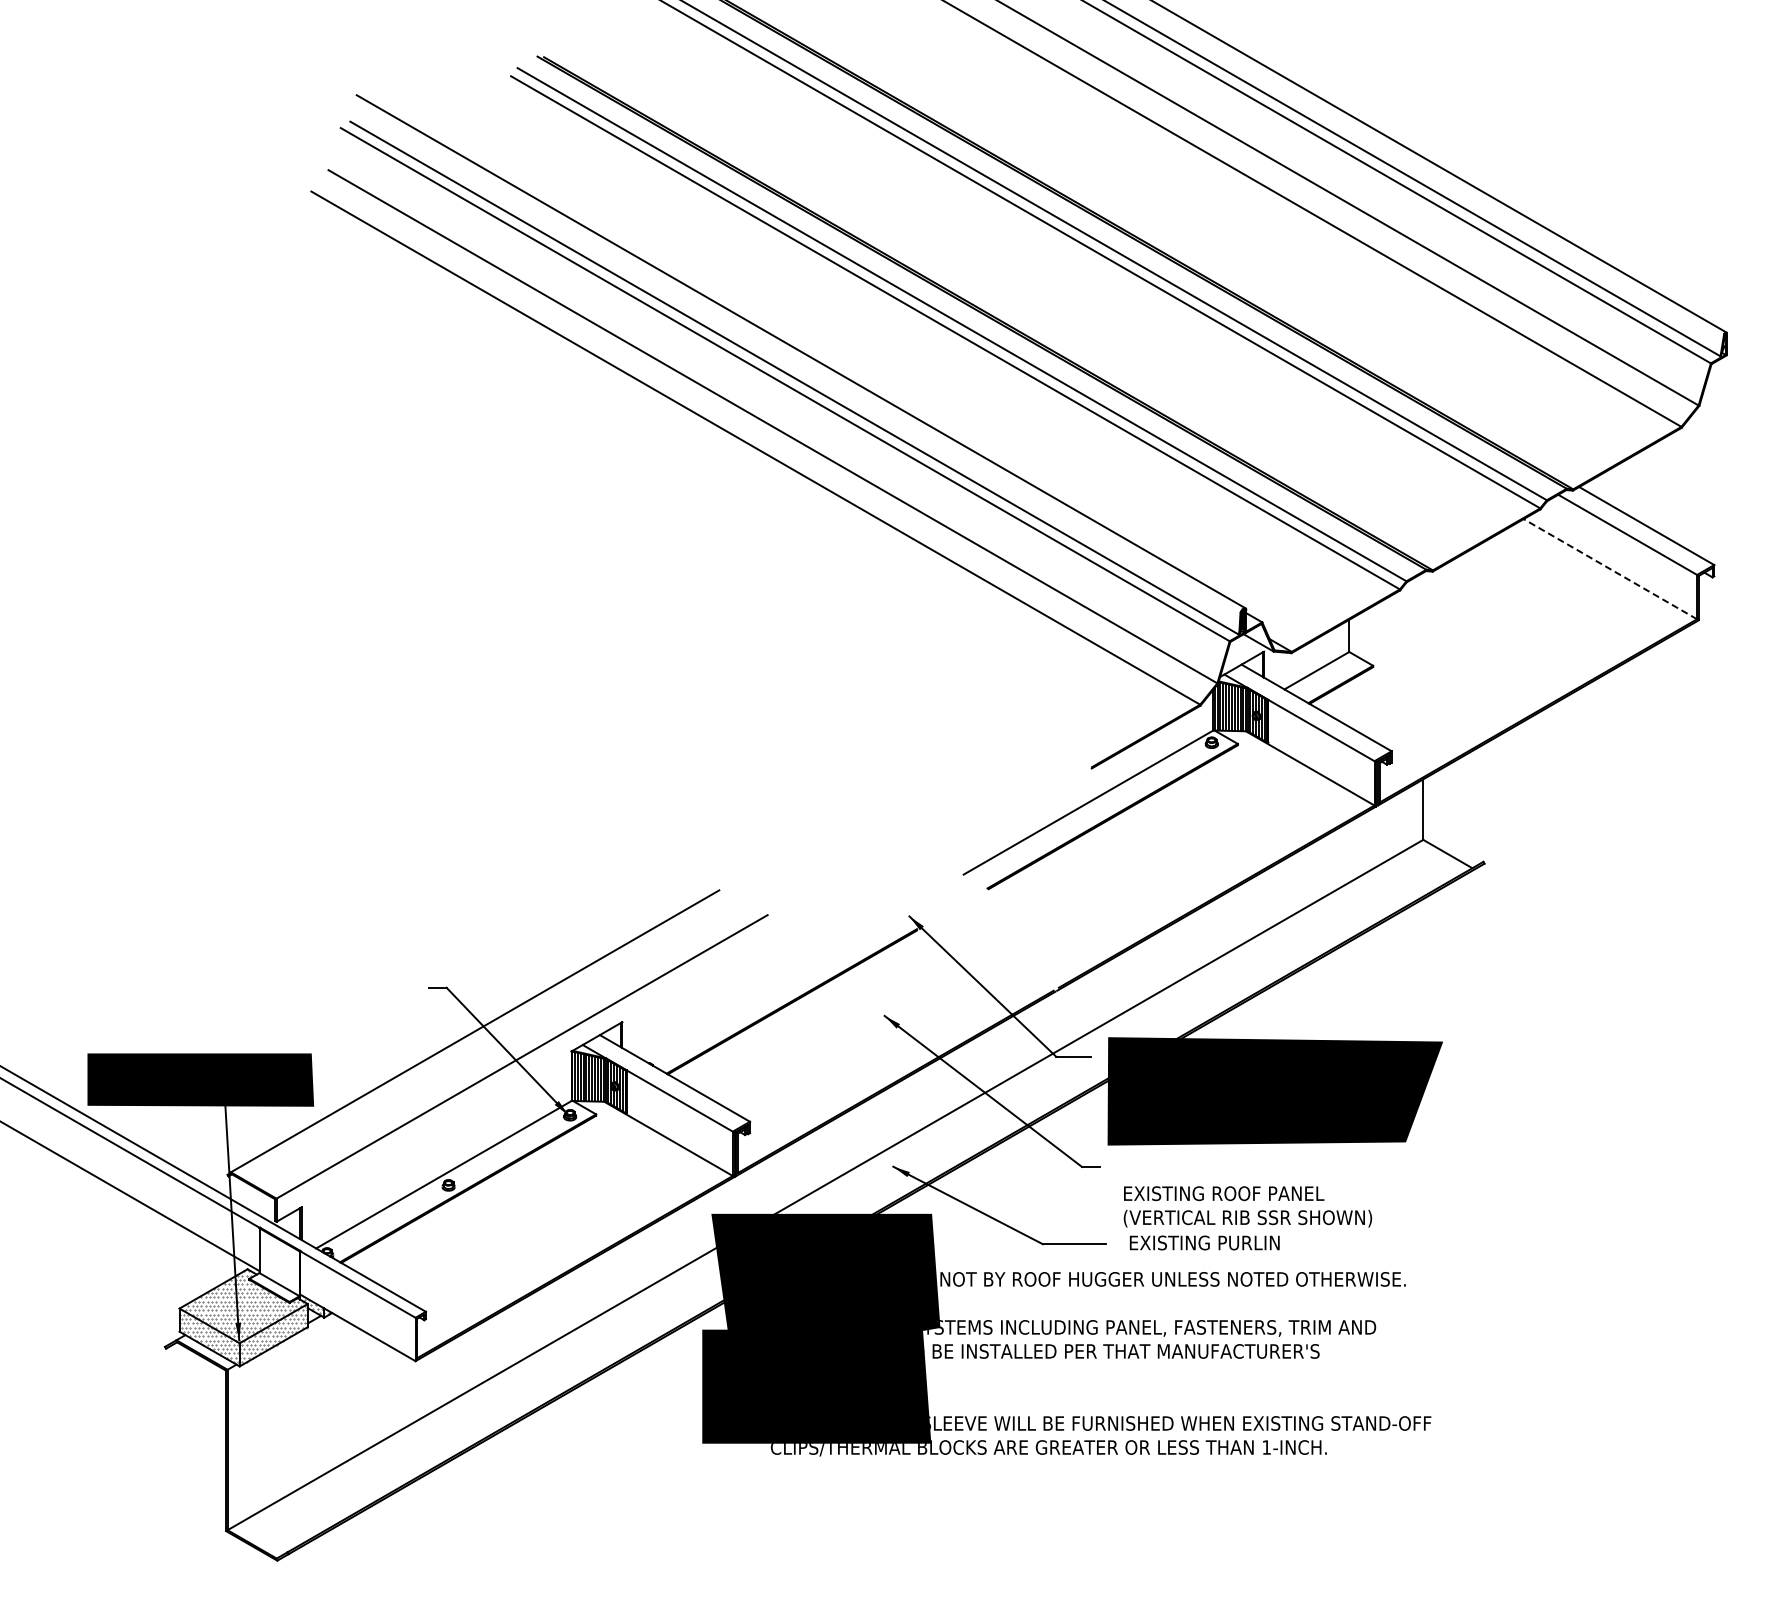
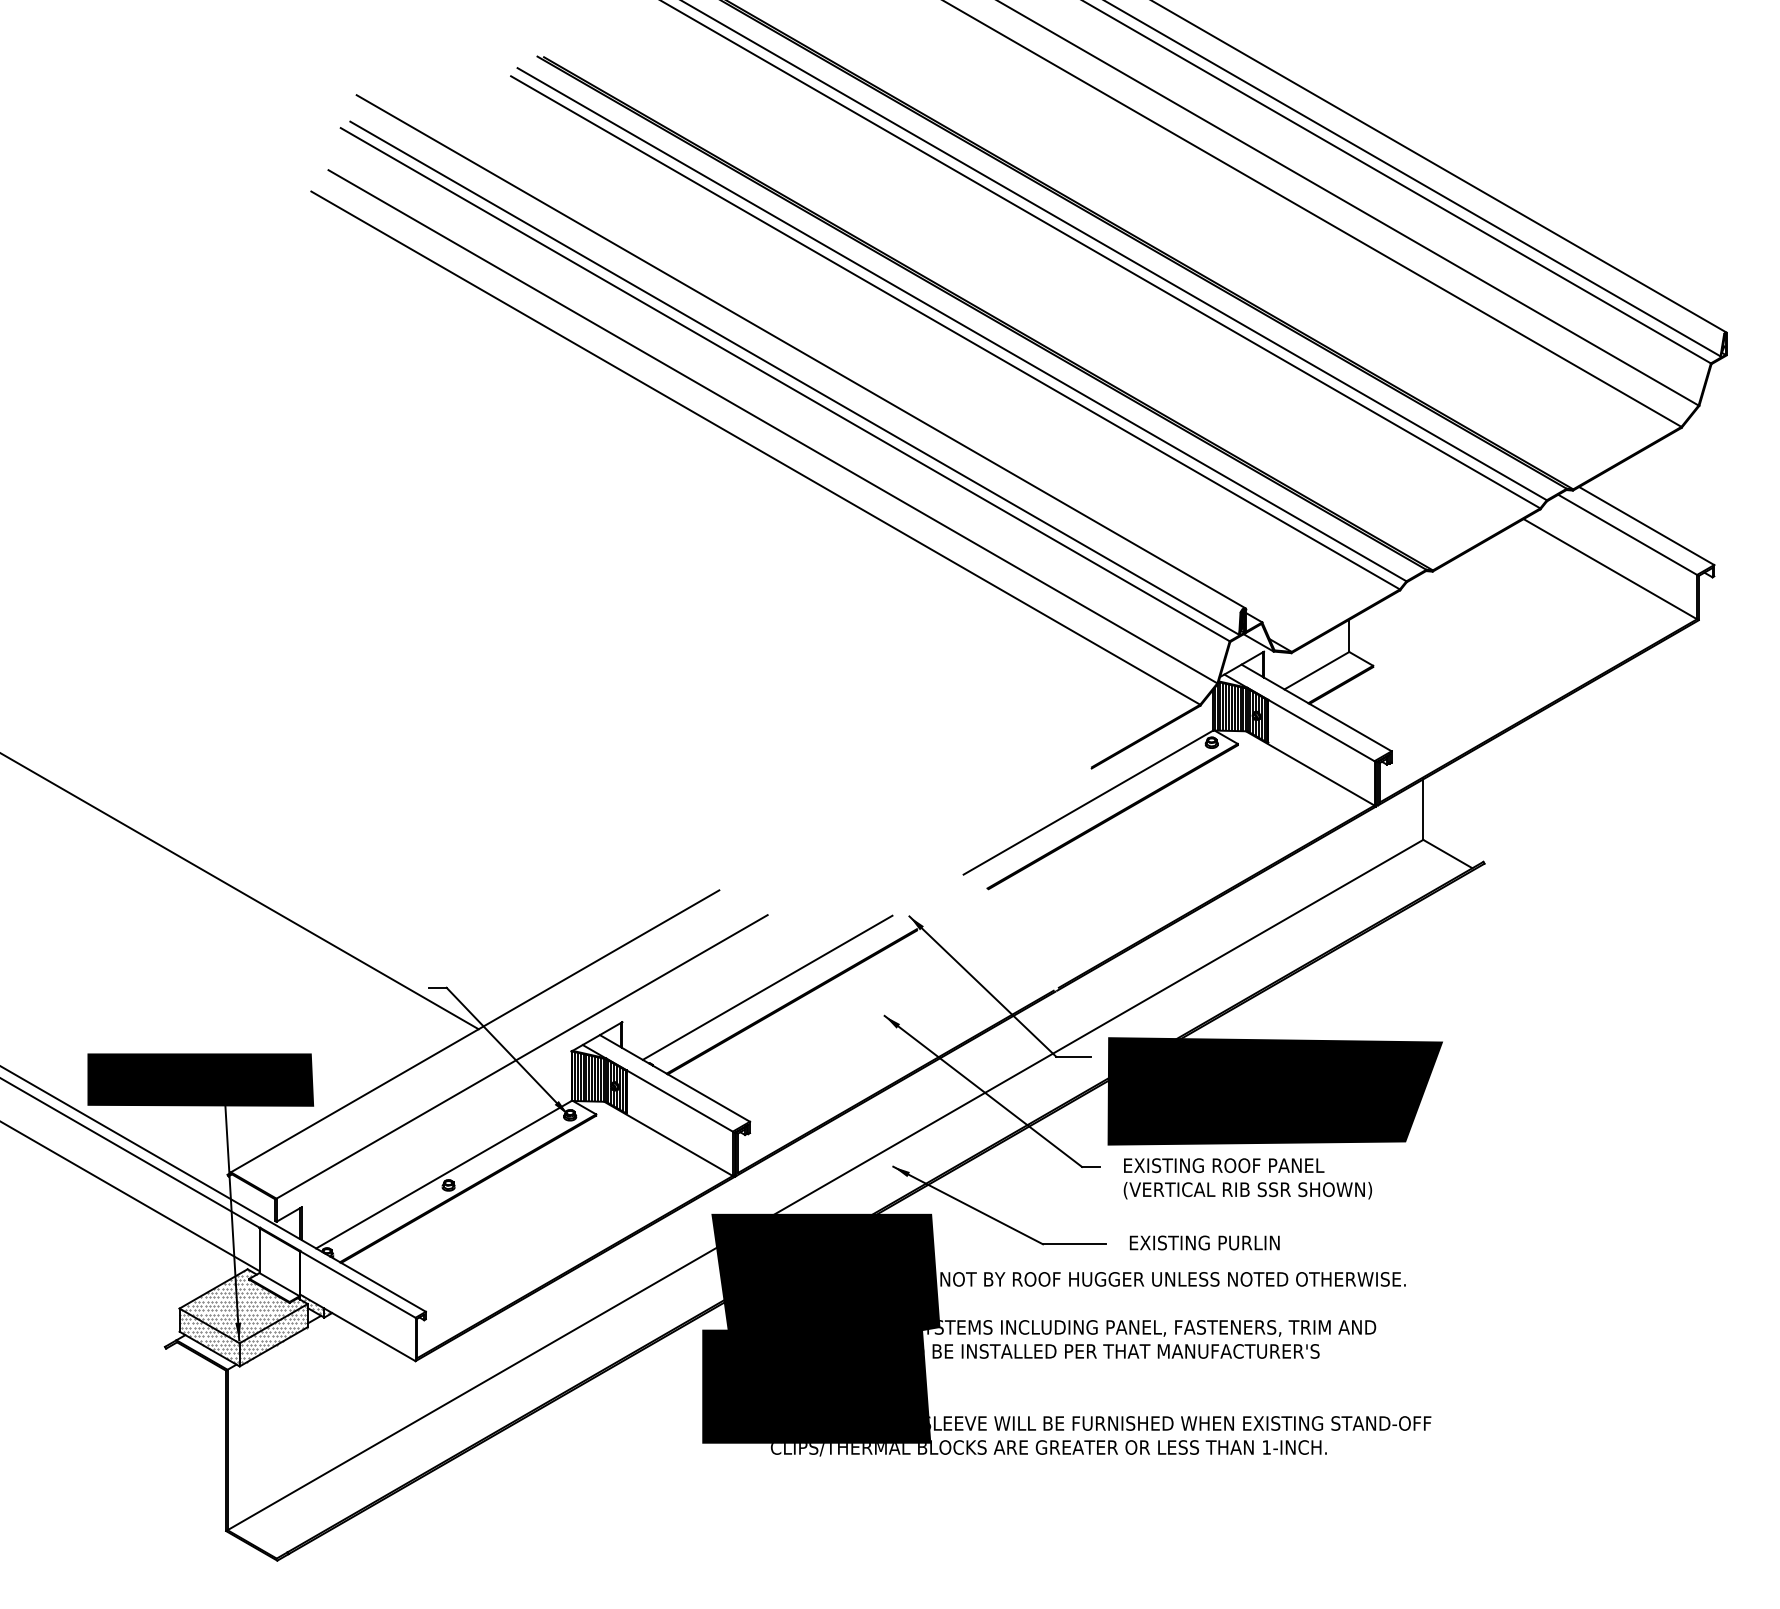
line: dashed -> solid (1609, 568)
line: none -> present (240, 891)
line: none -> present (767, 987)
text position: (1247, 1206) -> (1247, 1178) (1247, 1178)
